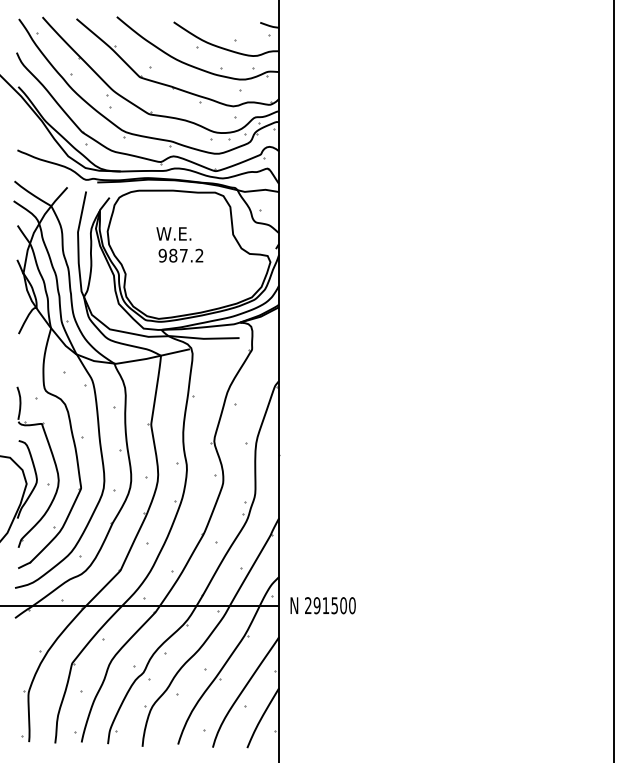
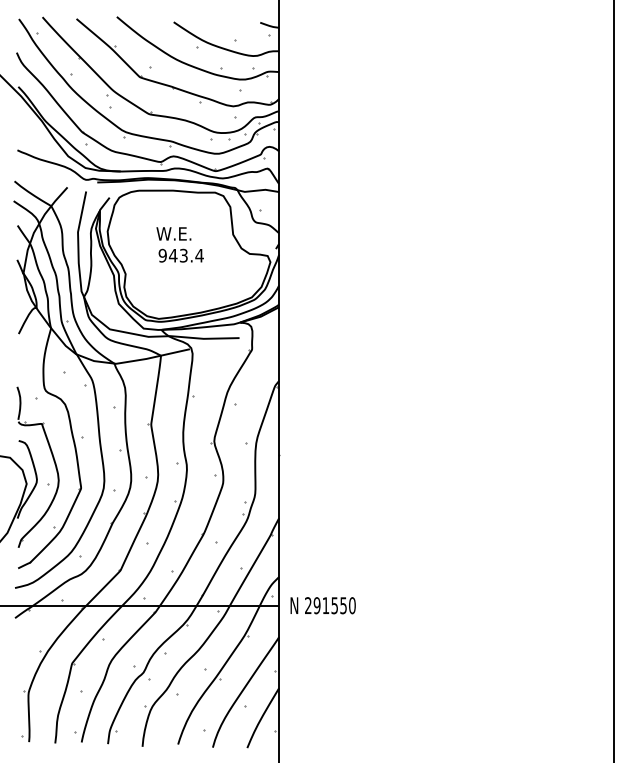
text: 987.2 -> 943.4 (185, 255)
text: 291500 -> 291550 (343, 605)
